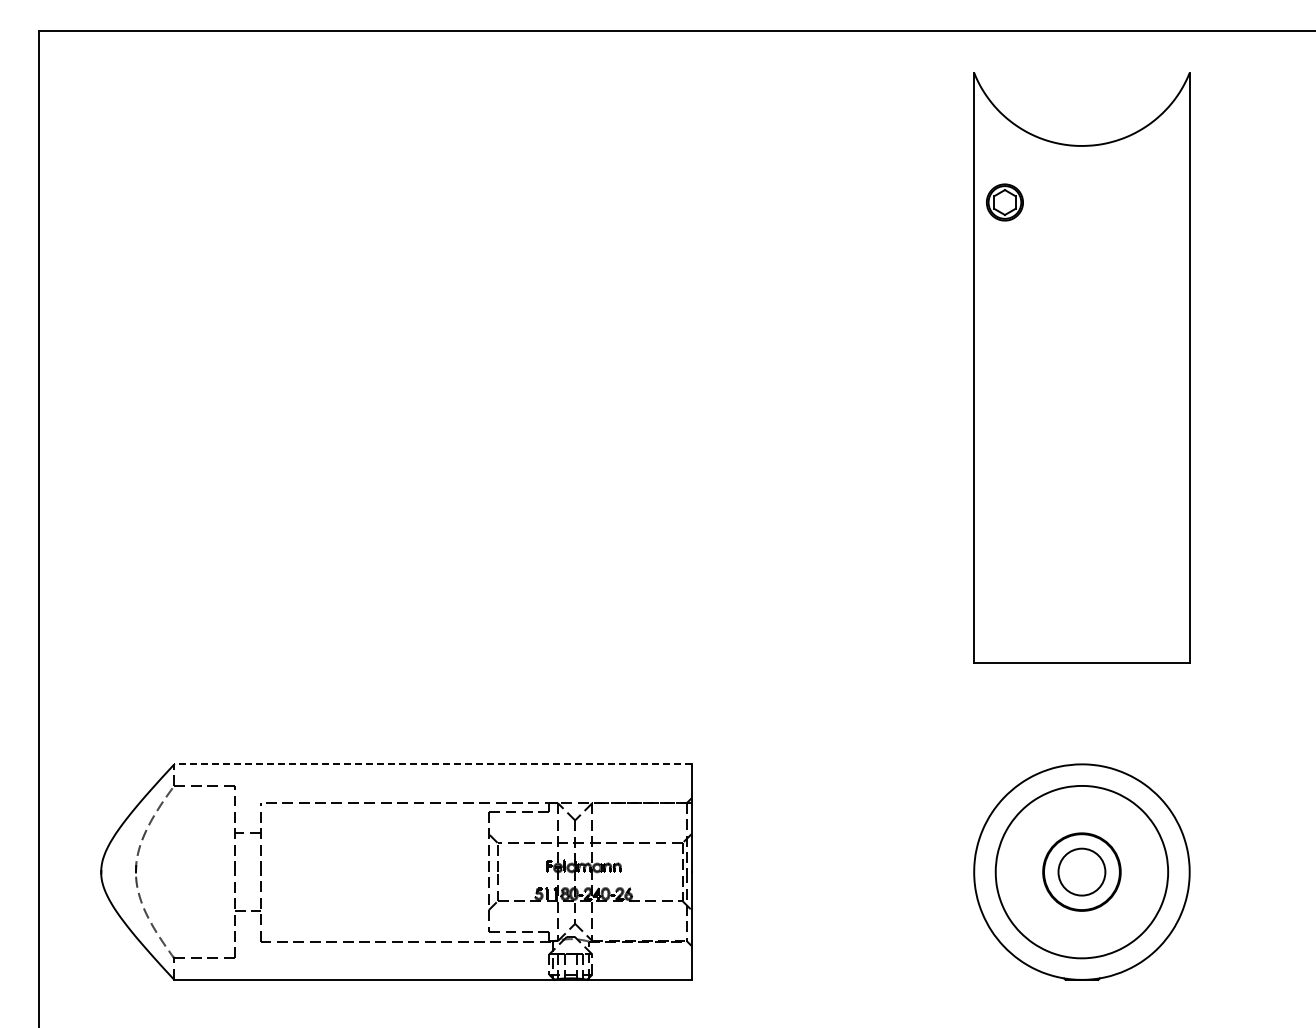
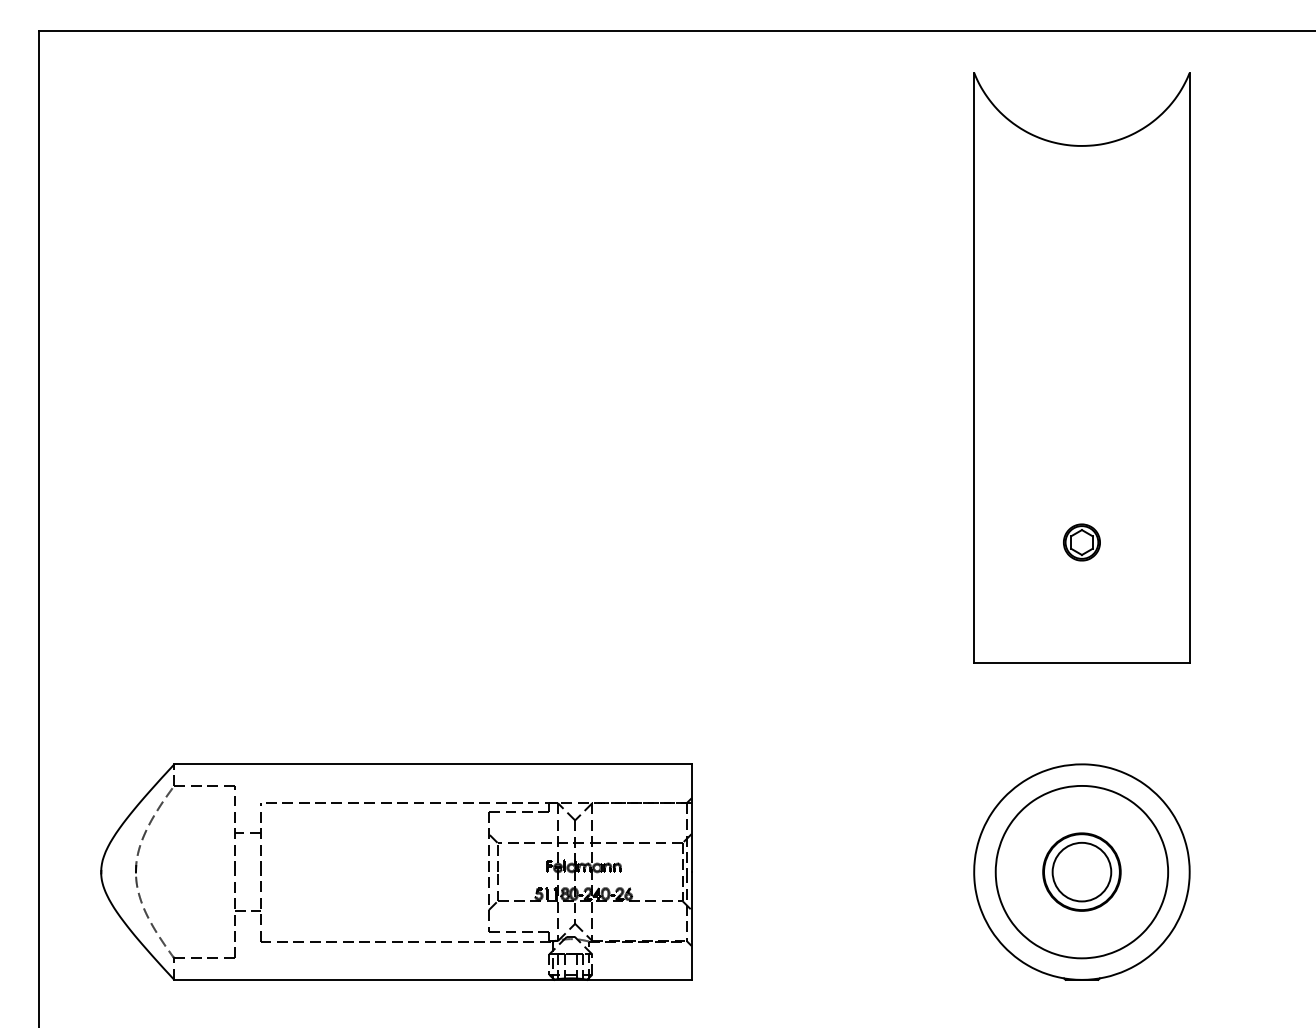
part position: (1004, 202) -> (1081, 542) (1081, 542)
line: dashed -> solid (432, 764)
circle diameter: 47 px -> 59 px (1081, 871)
